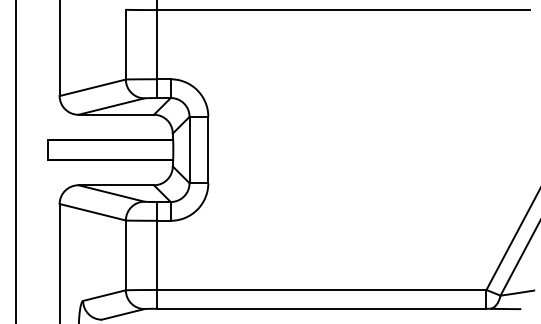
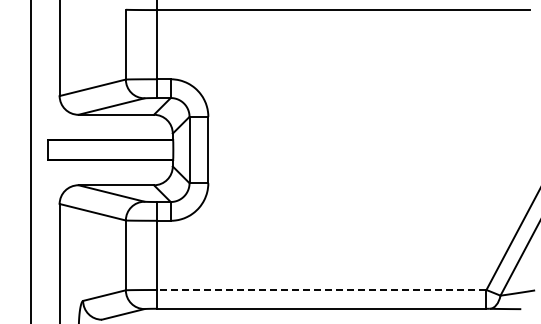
line position: (16, 161) -> (31, 161) (31, 161)
line: solid -> dashed (321, 290)
